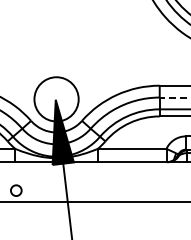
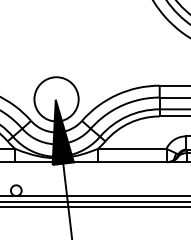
line: dashed -> solid (174, 97)
line: none -> present (94, 196)
line: none -> present (94, 206)
